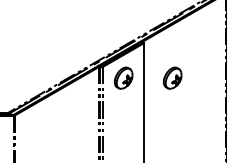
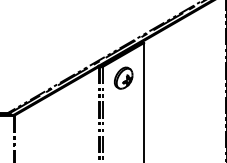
part: present -> none (172, 77)
